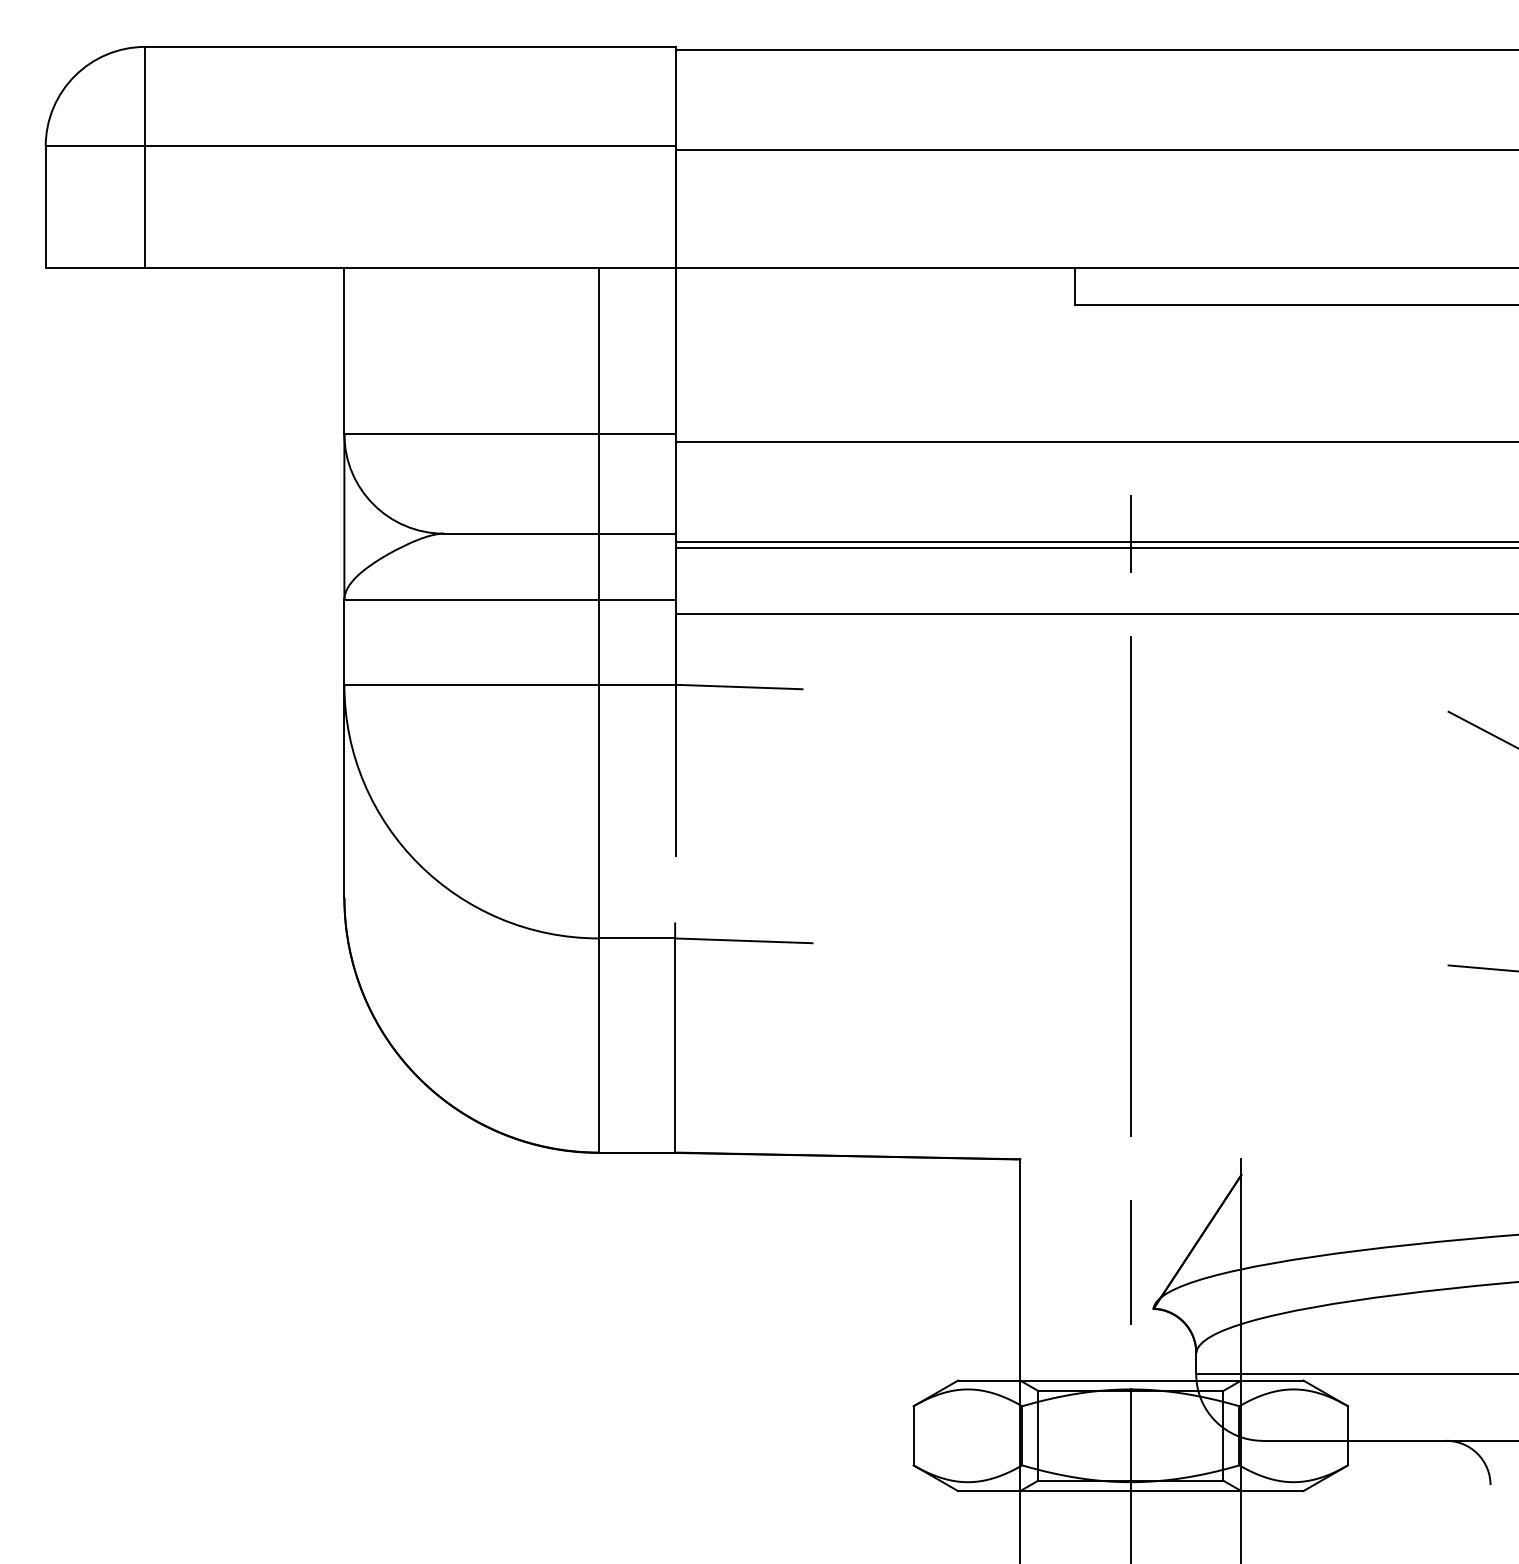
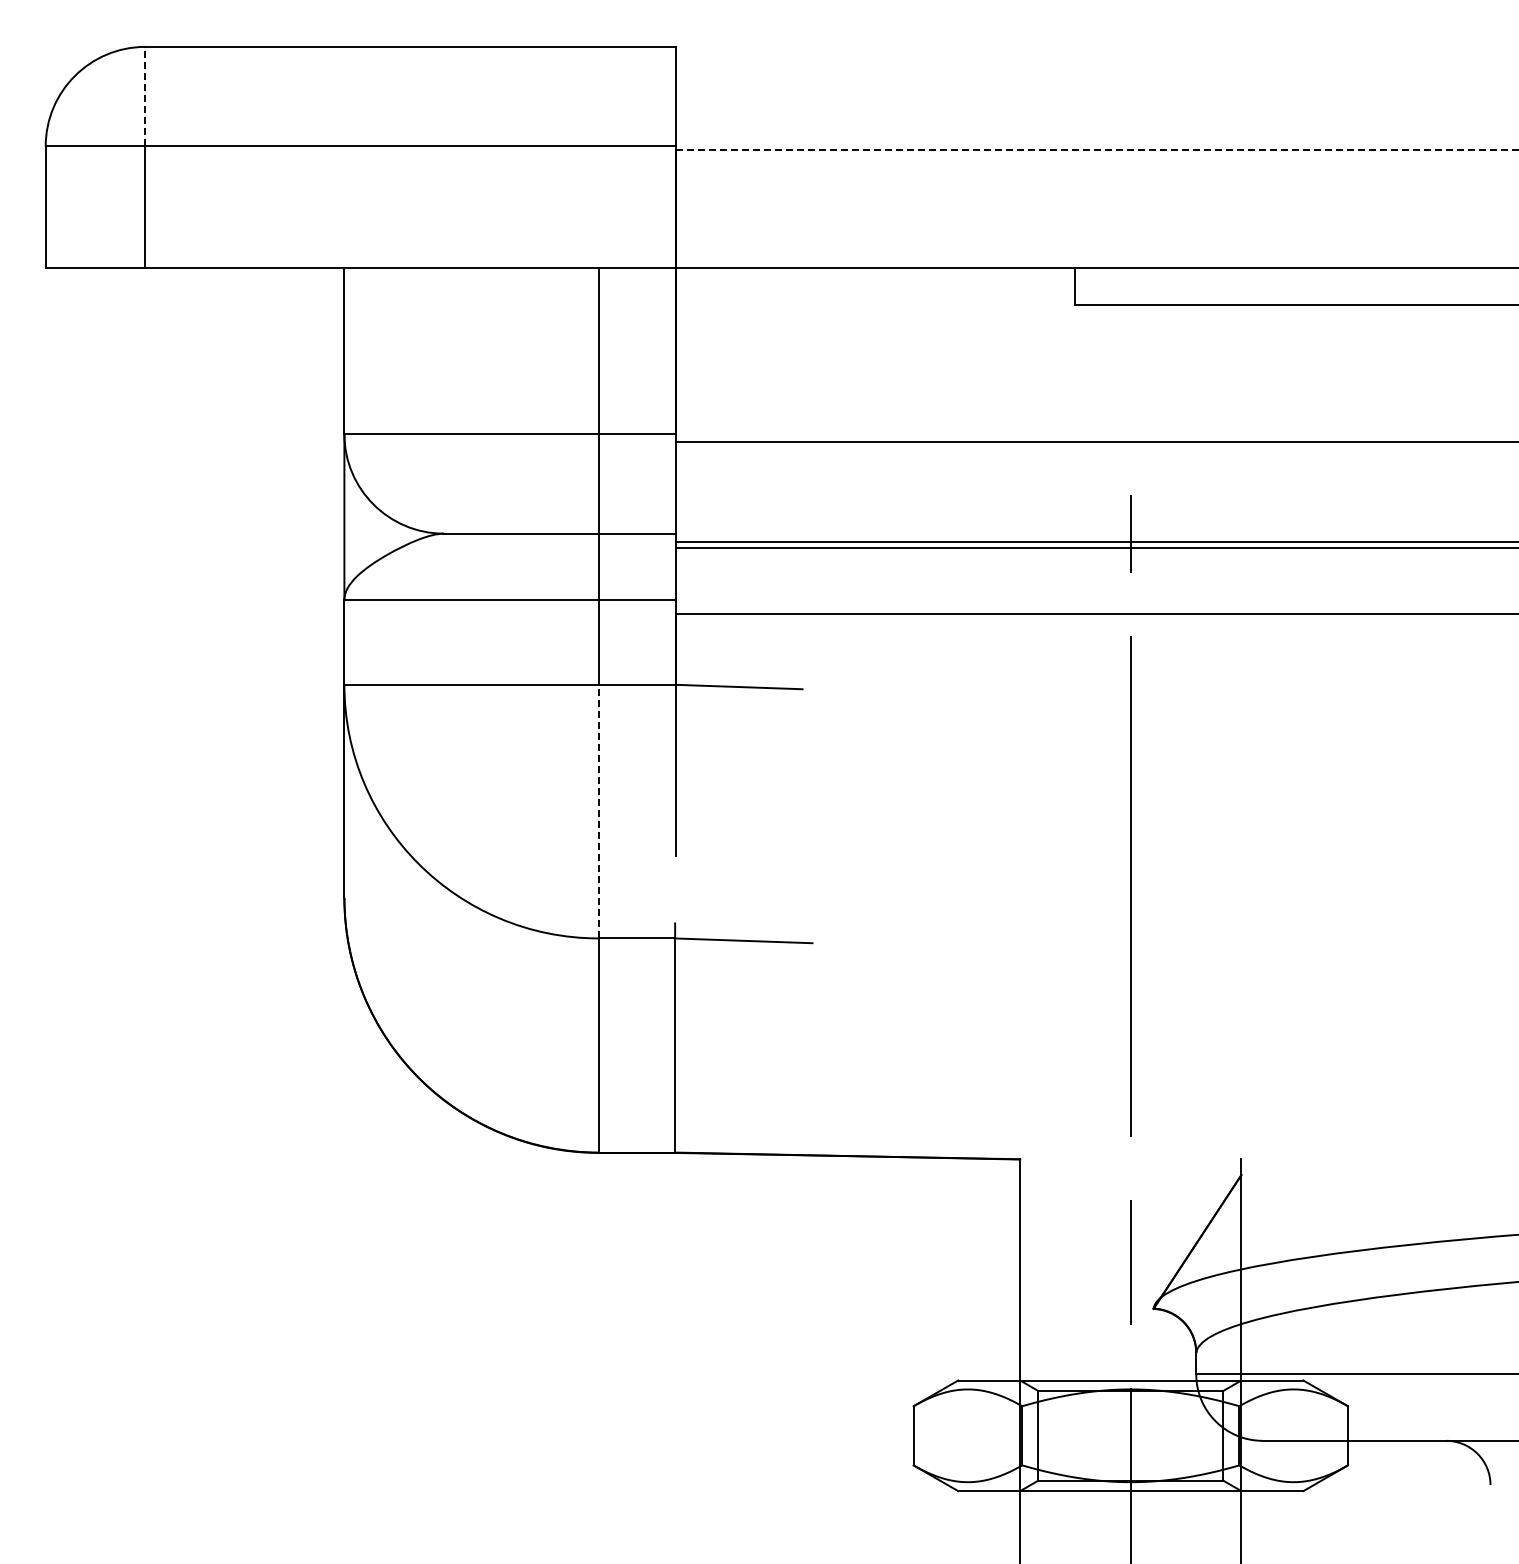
line: present -> none (1095, 50)
line: solid -> dashed (145, 96)
line: solid -> dashed (1097, 150)
line: present -> none (1481, 729)
line: solid -> dashed (598, 811)
line: present -> none (1481, 968)
